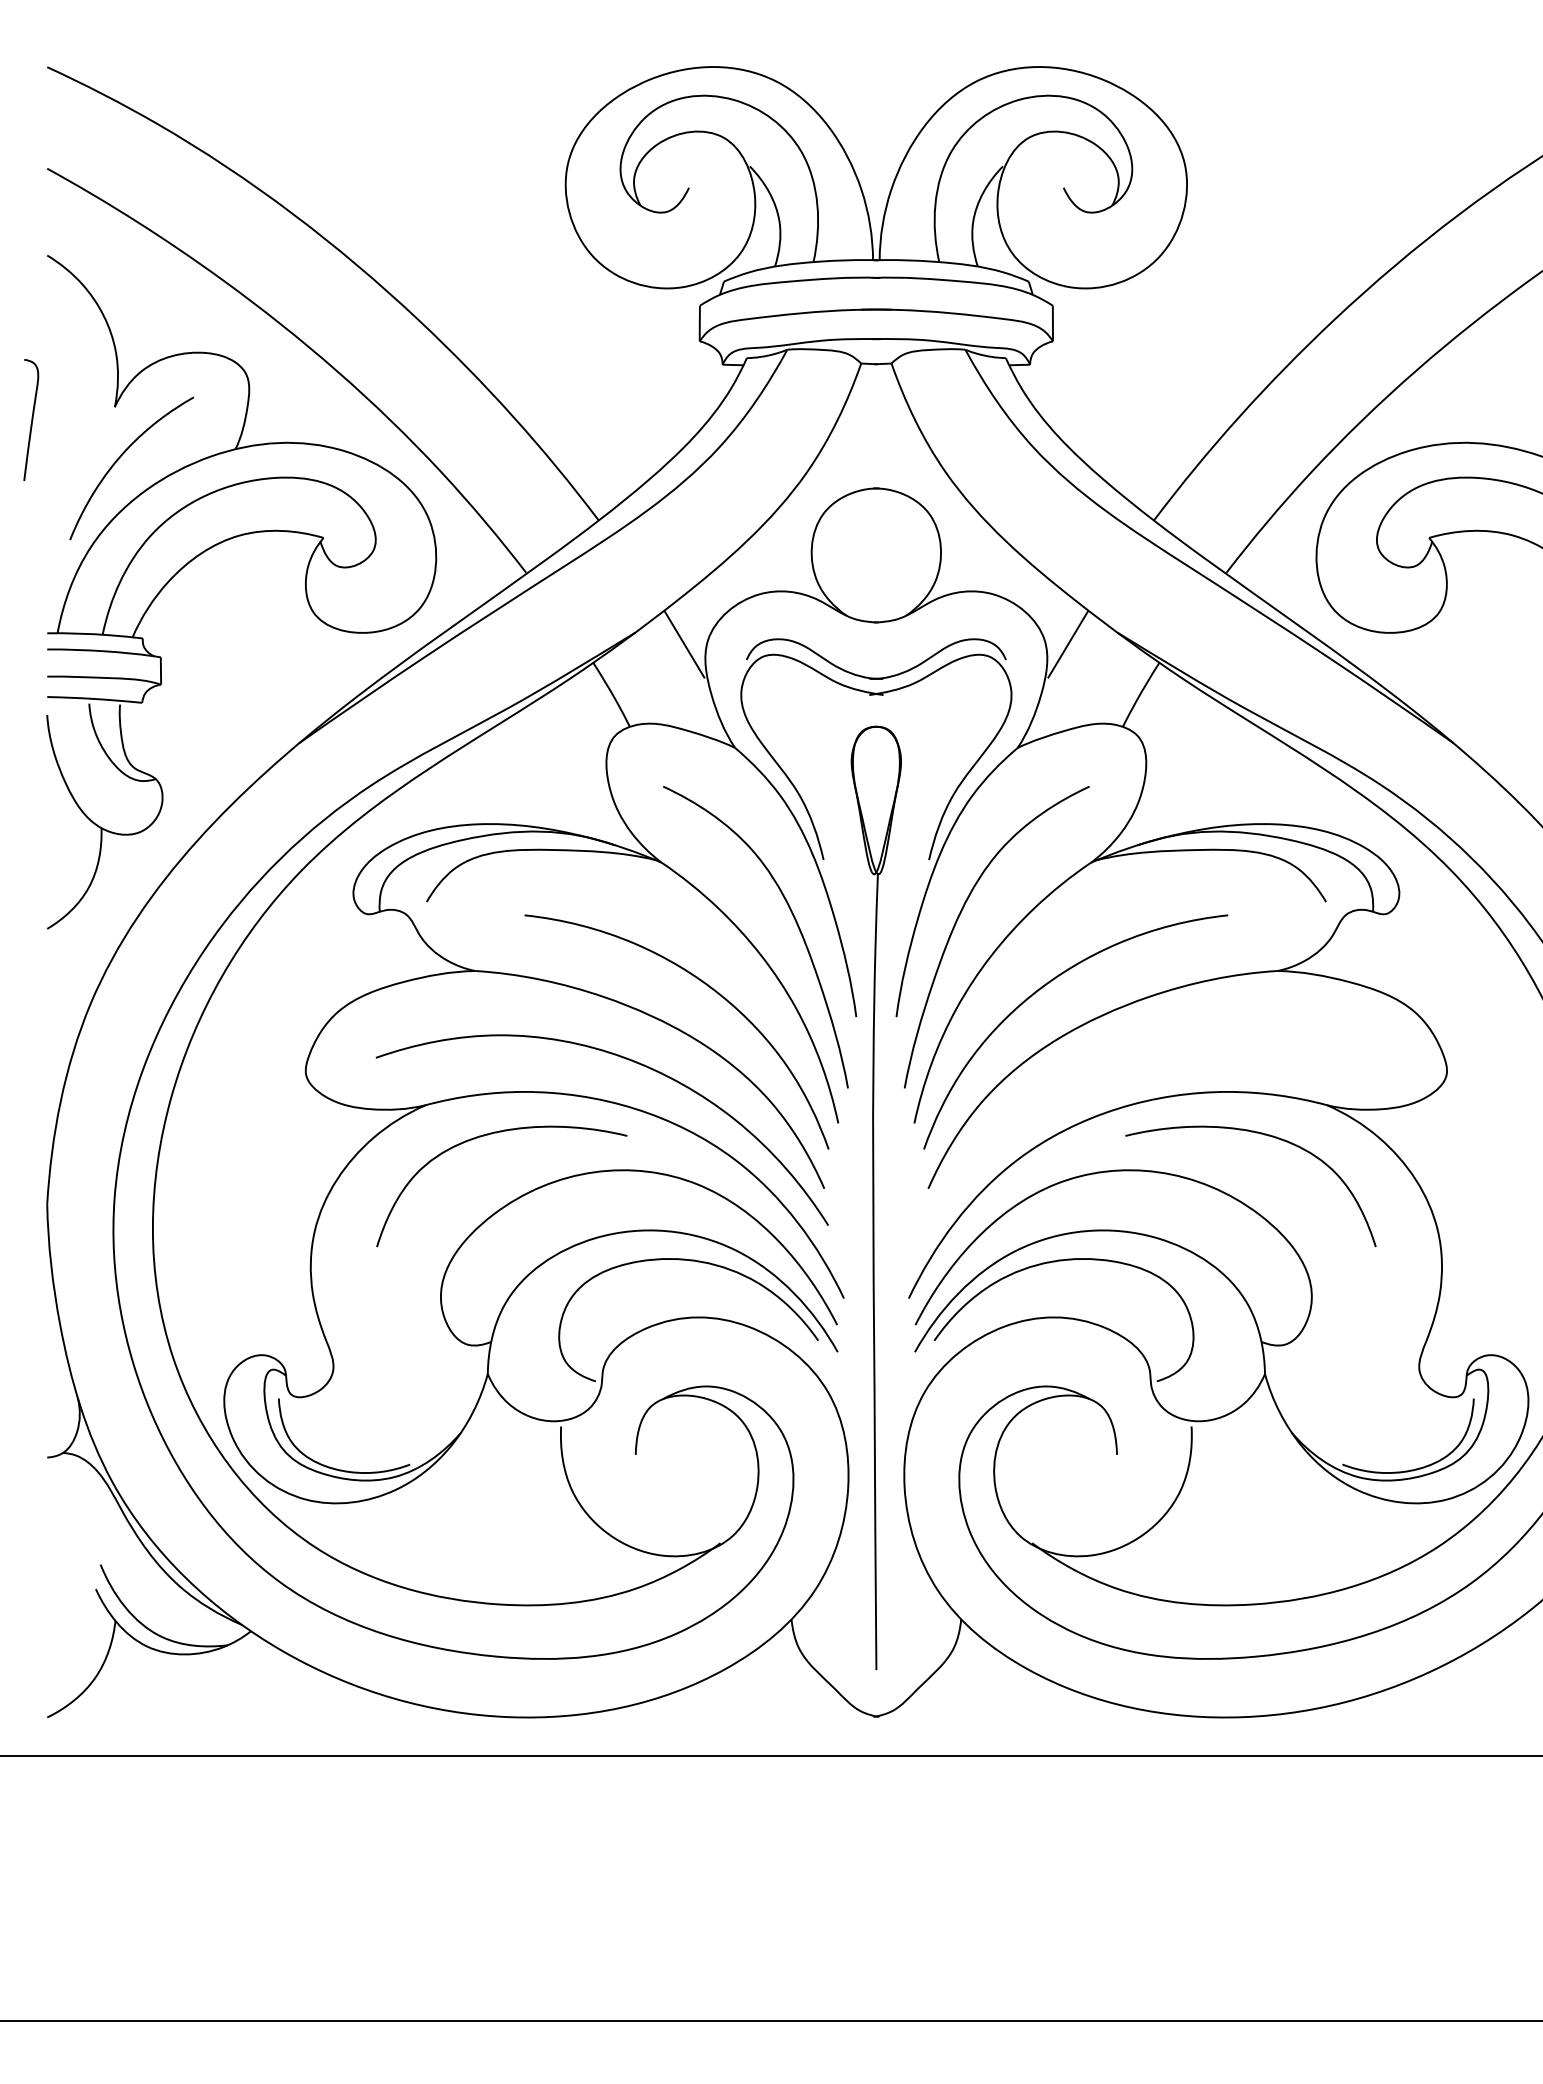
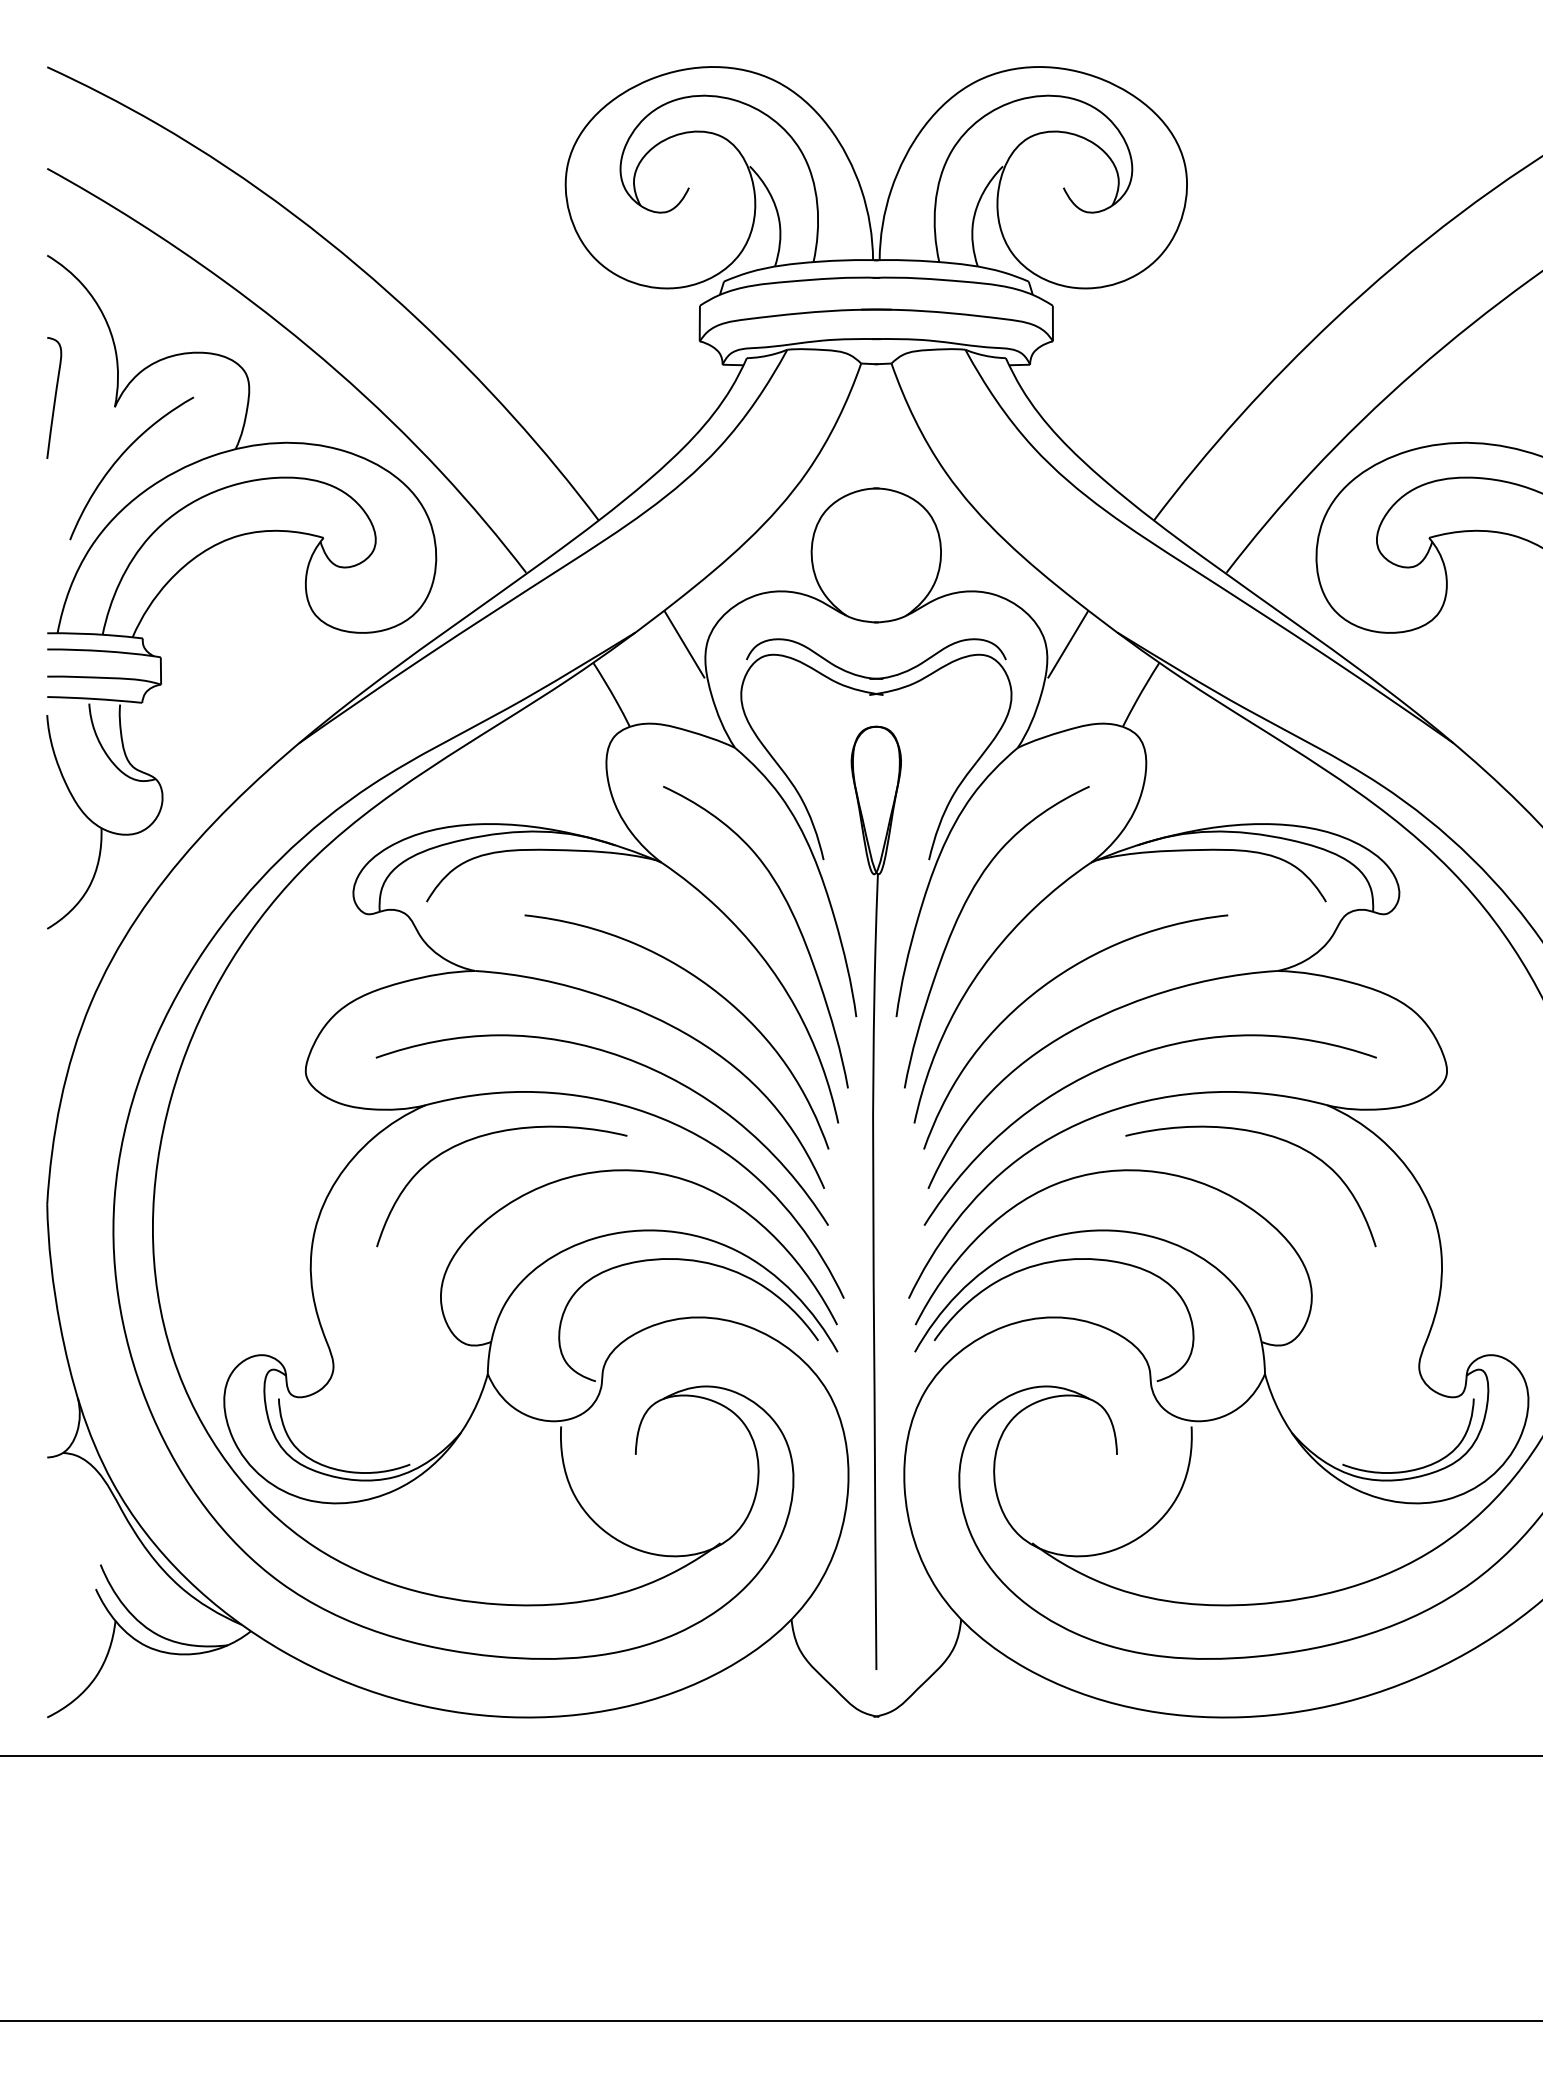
curve position: (31, 419) -> (54, 397) (54, 397)
curve: none -> present (1124, 1060)
